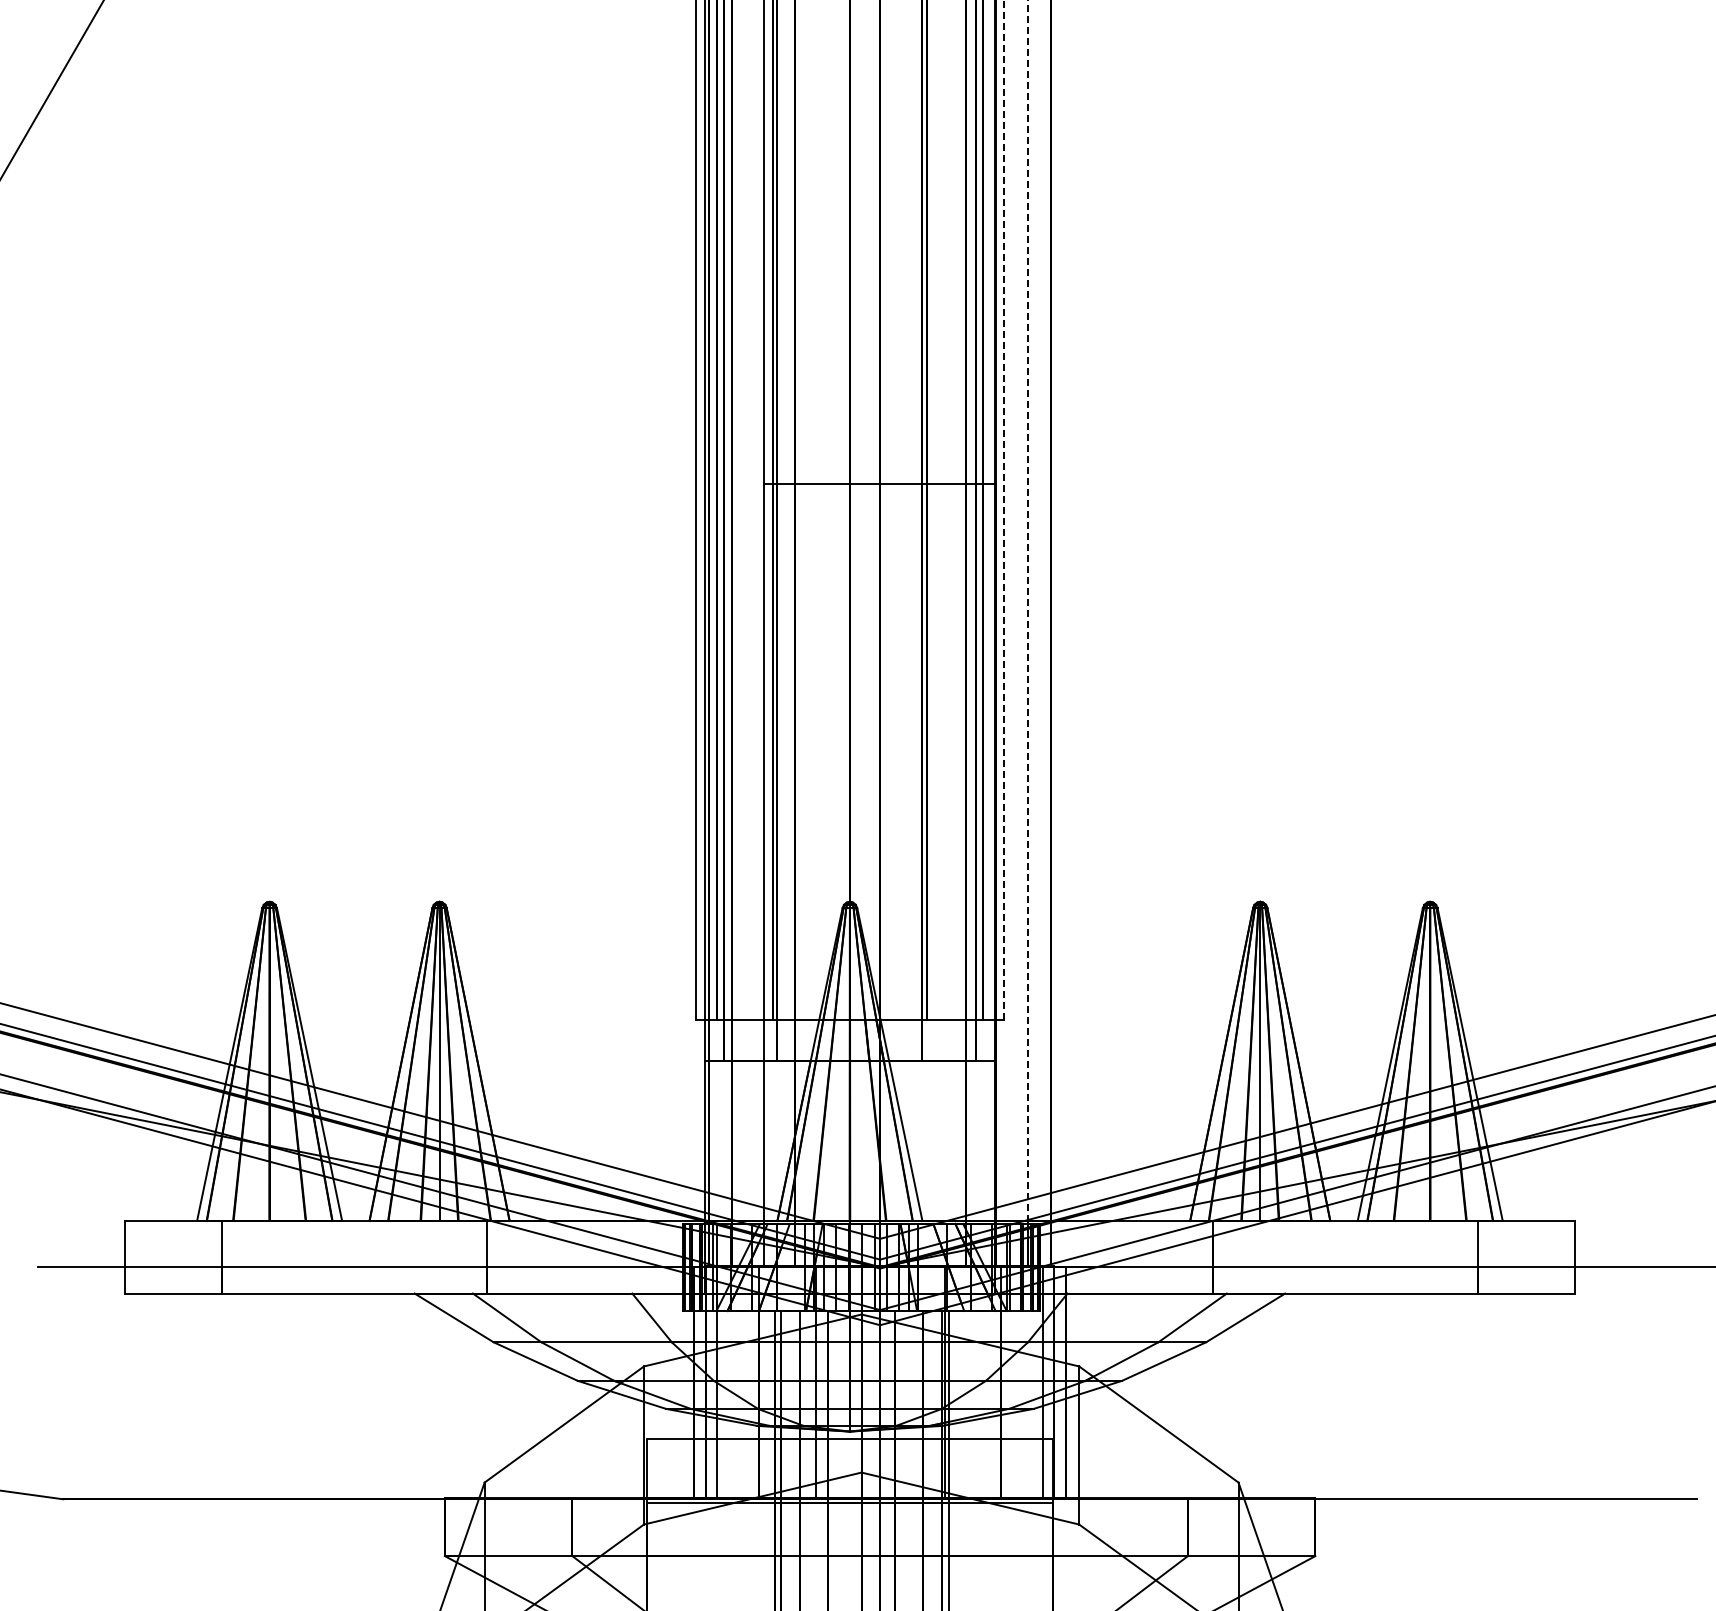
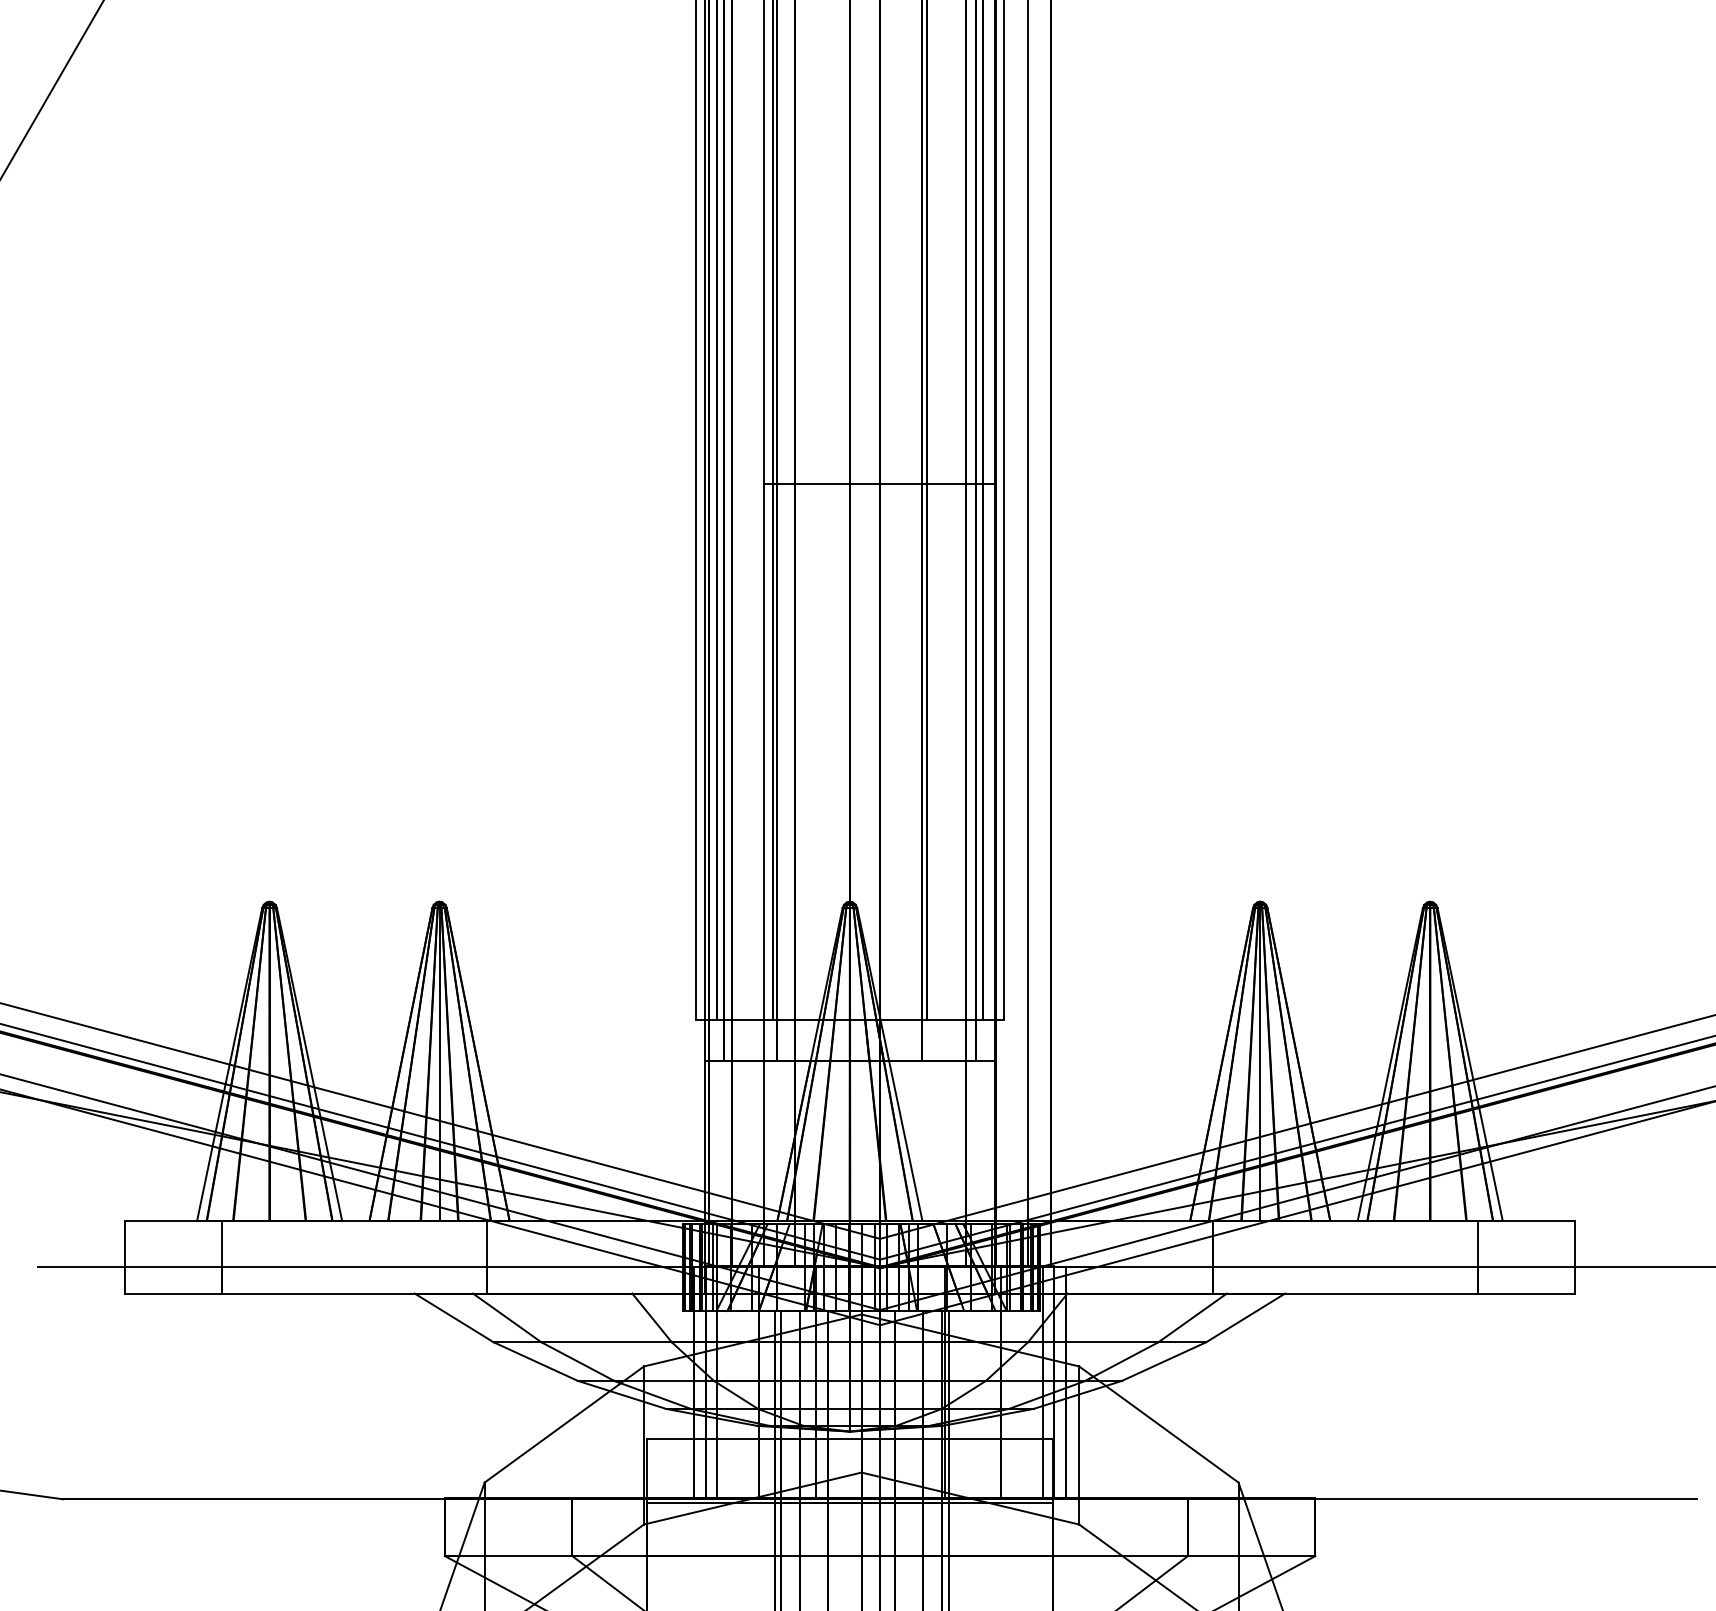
line: dashed -> solid (1003, 510)
line: dashed -> solid (1028, 633)
